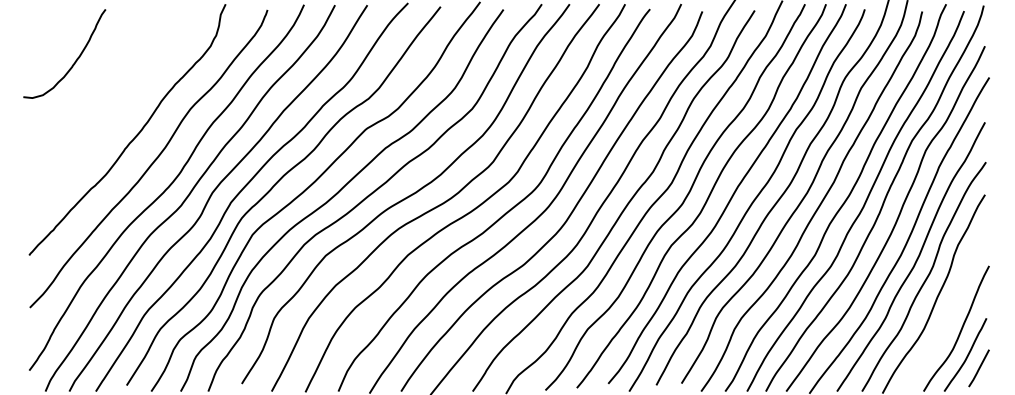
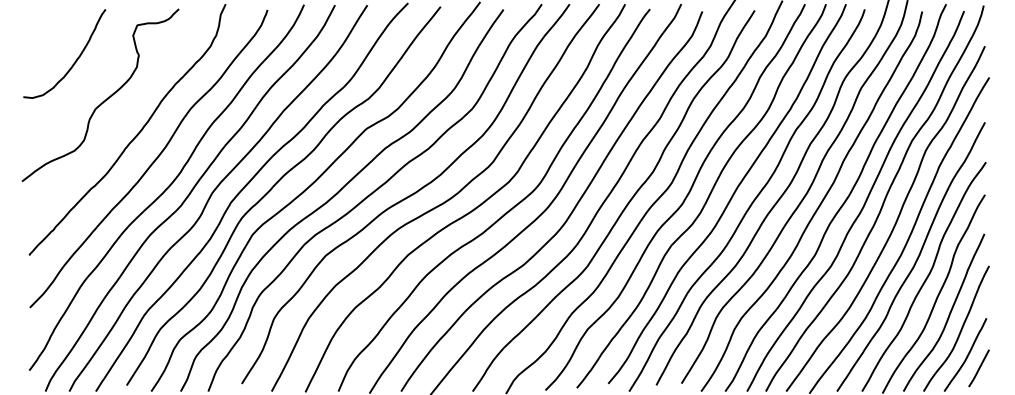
curve: none -> present (103, 100)
curve: none -> present (948, 314)
